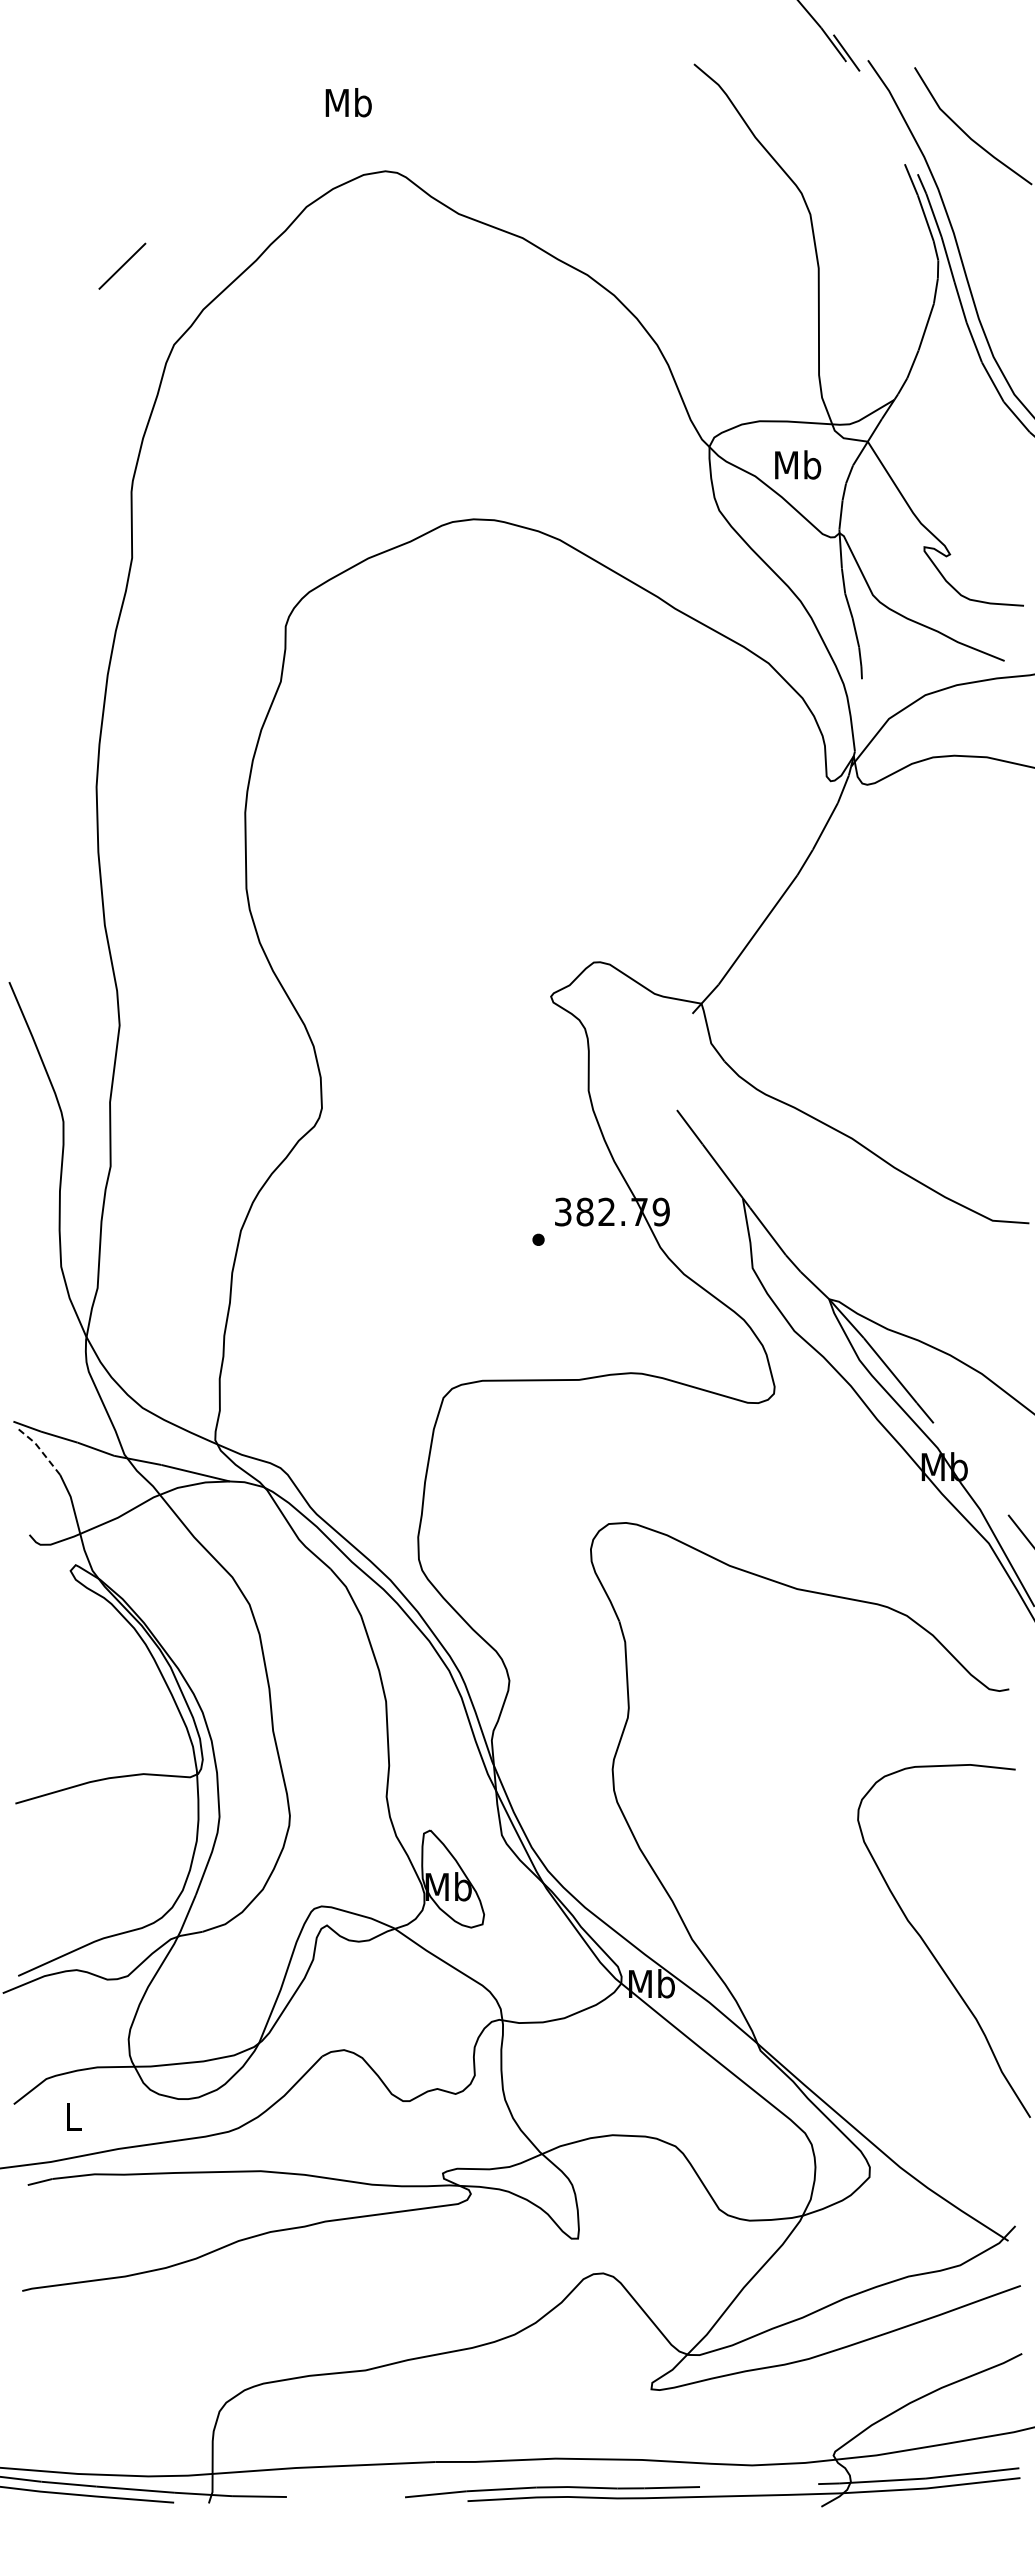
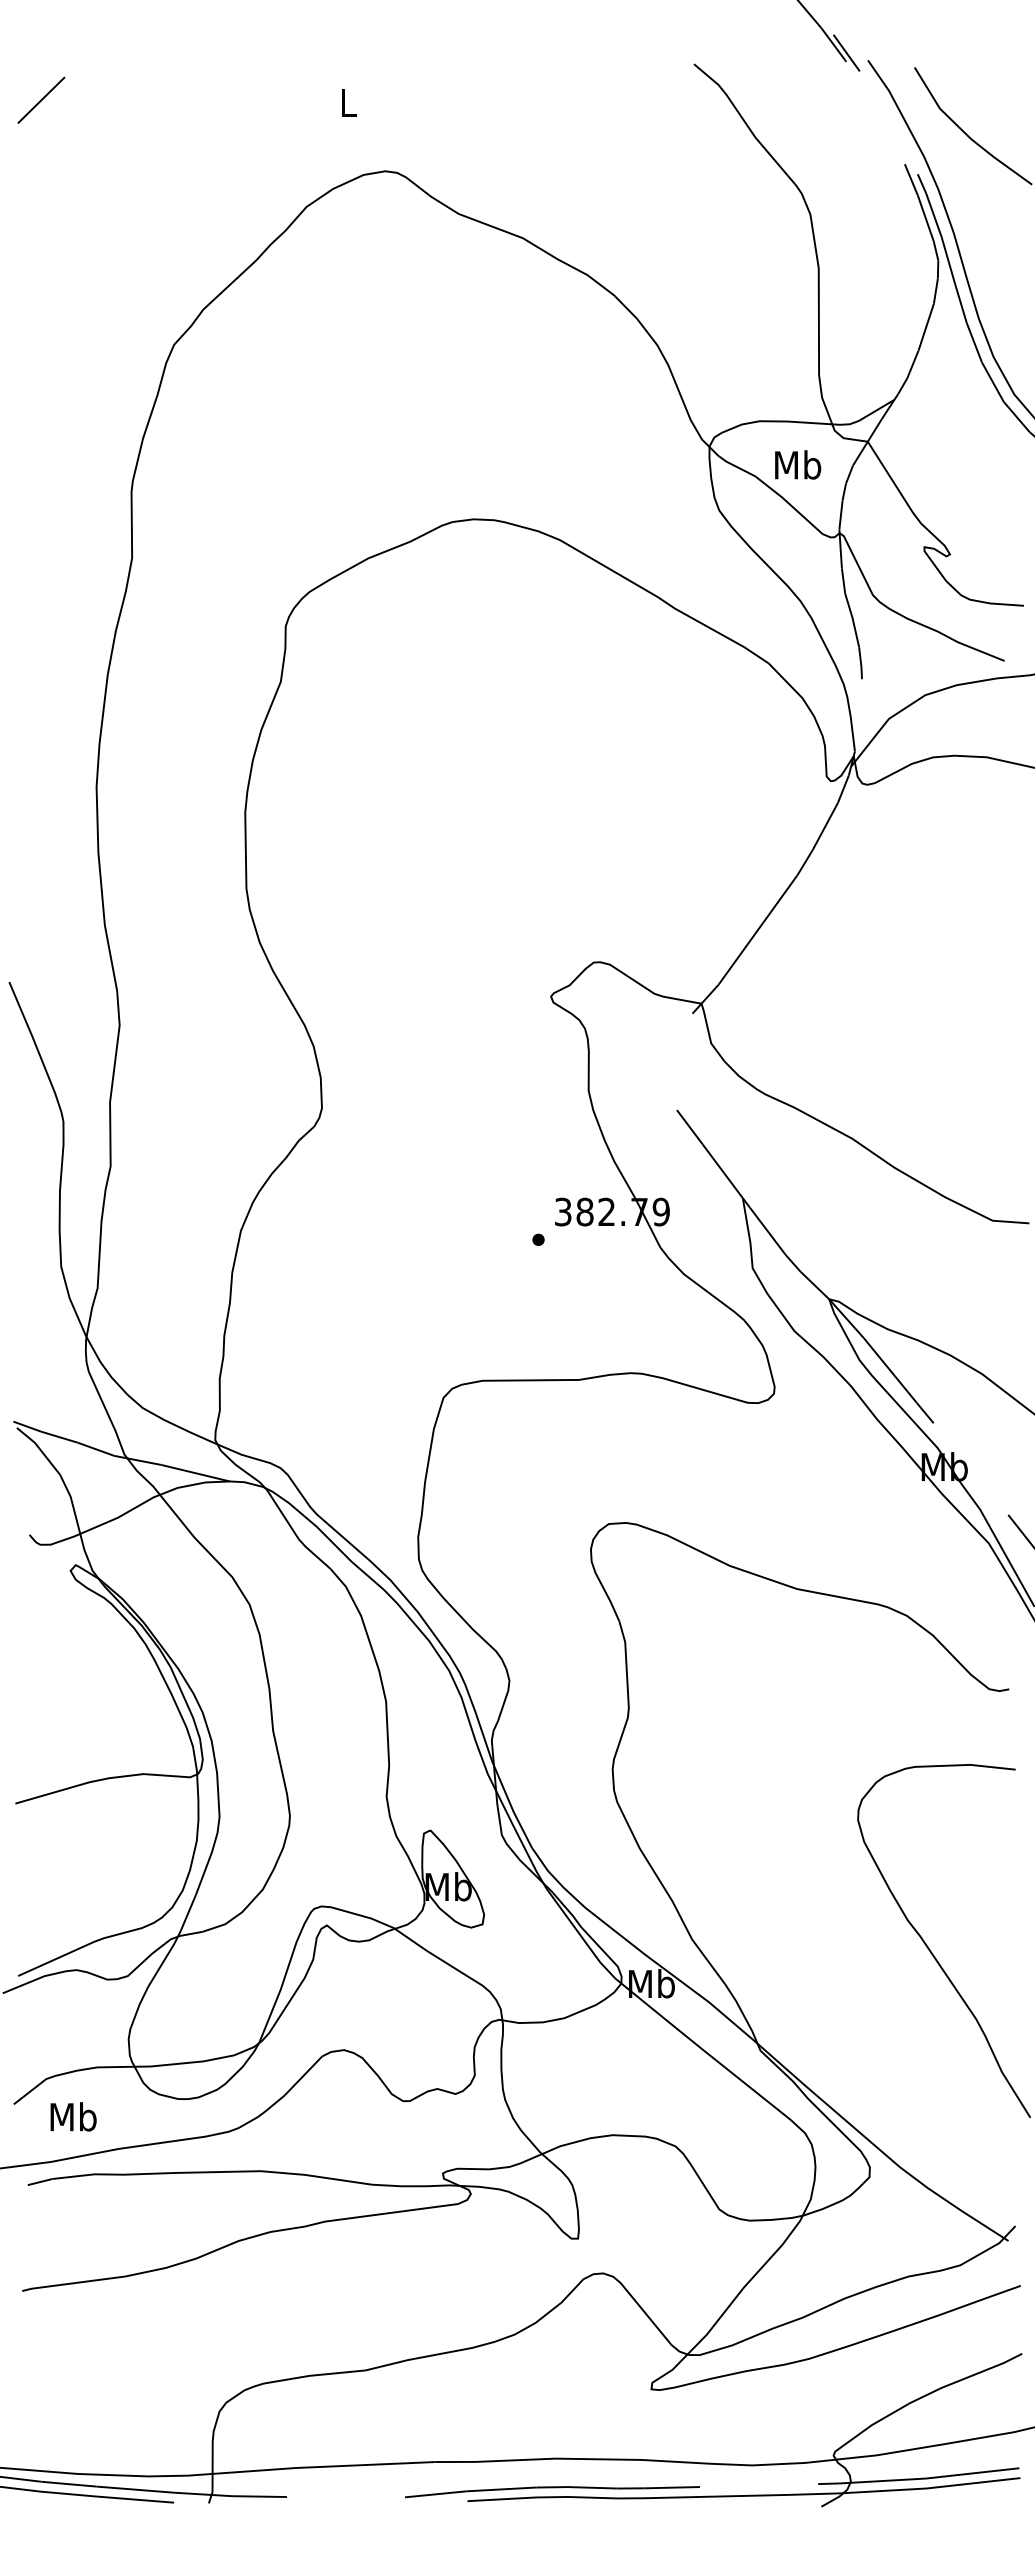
text: Mb -> L (348, 102)
line position: (122, 265) -> (41, 99) (41, 99)
line: dashed -> solid (39, 1449)
text: L -> Mb (73, 2116)
